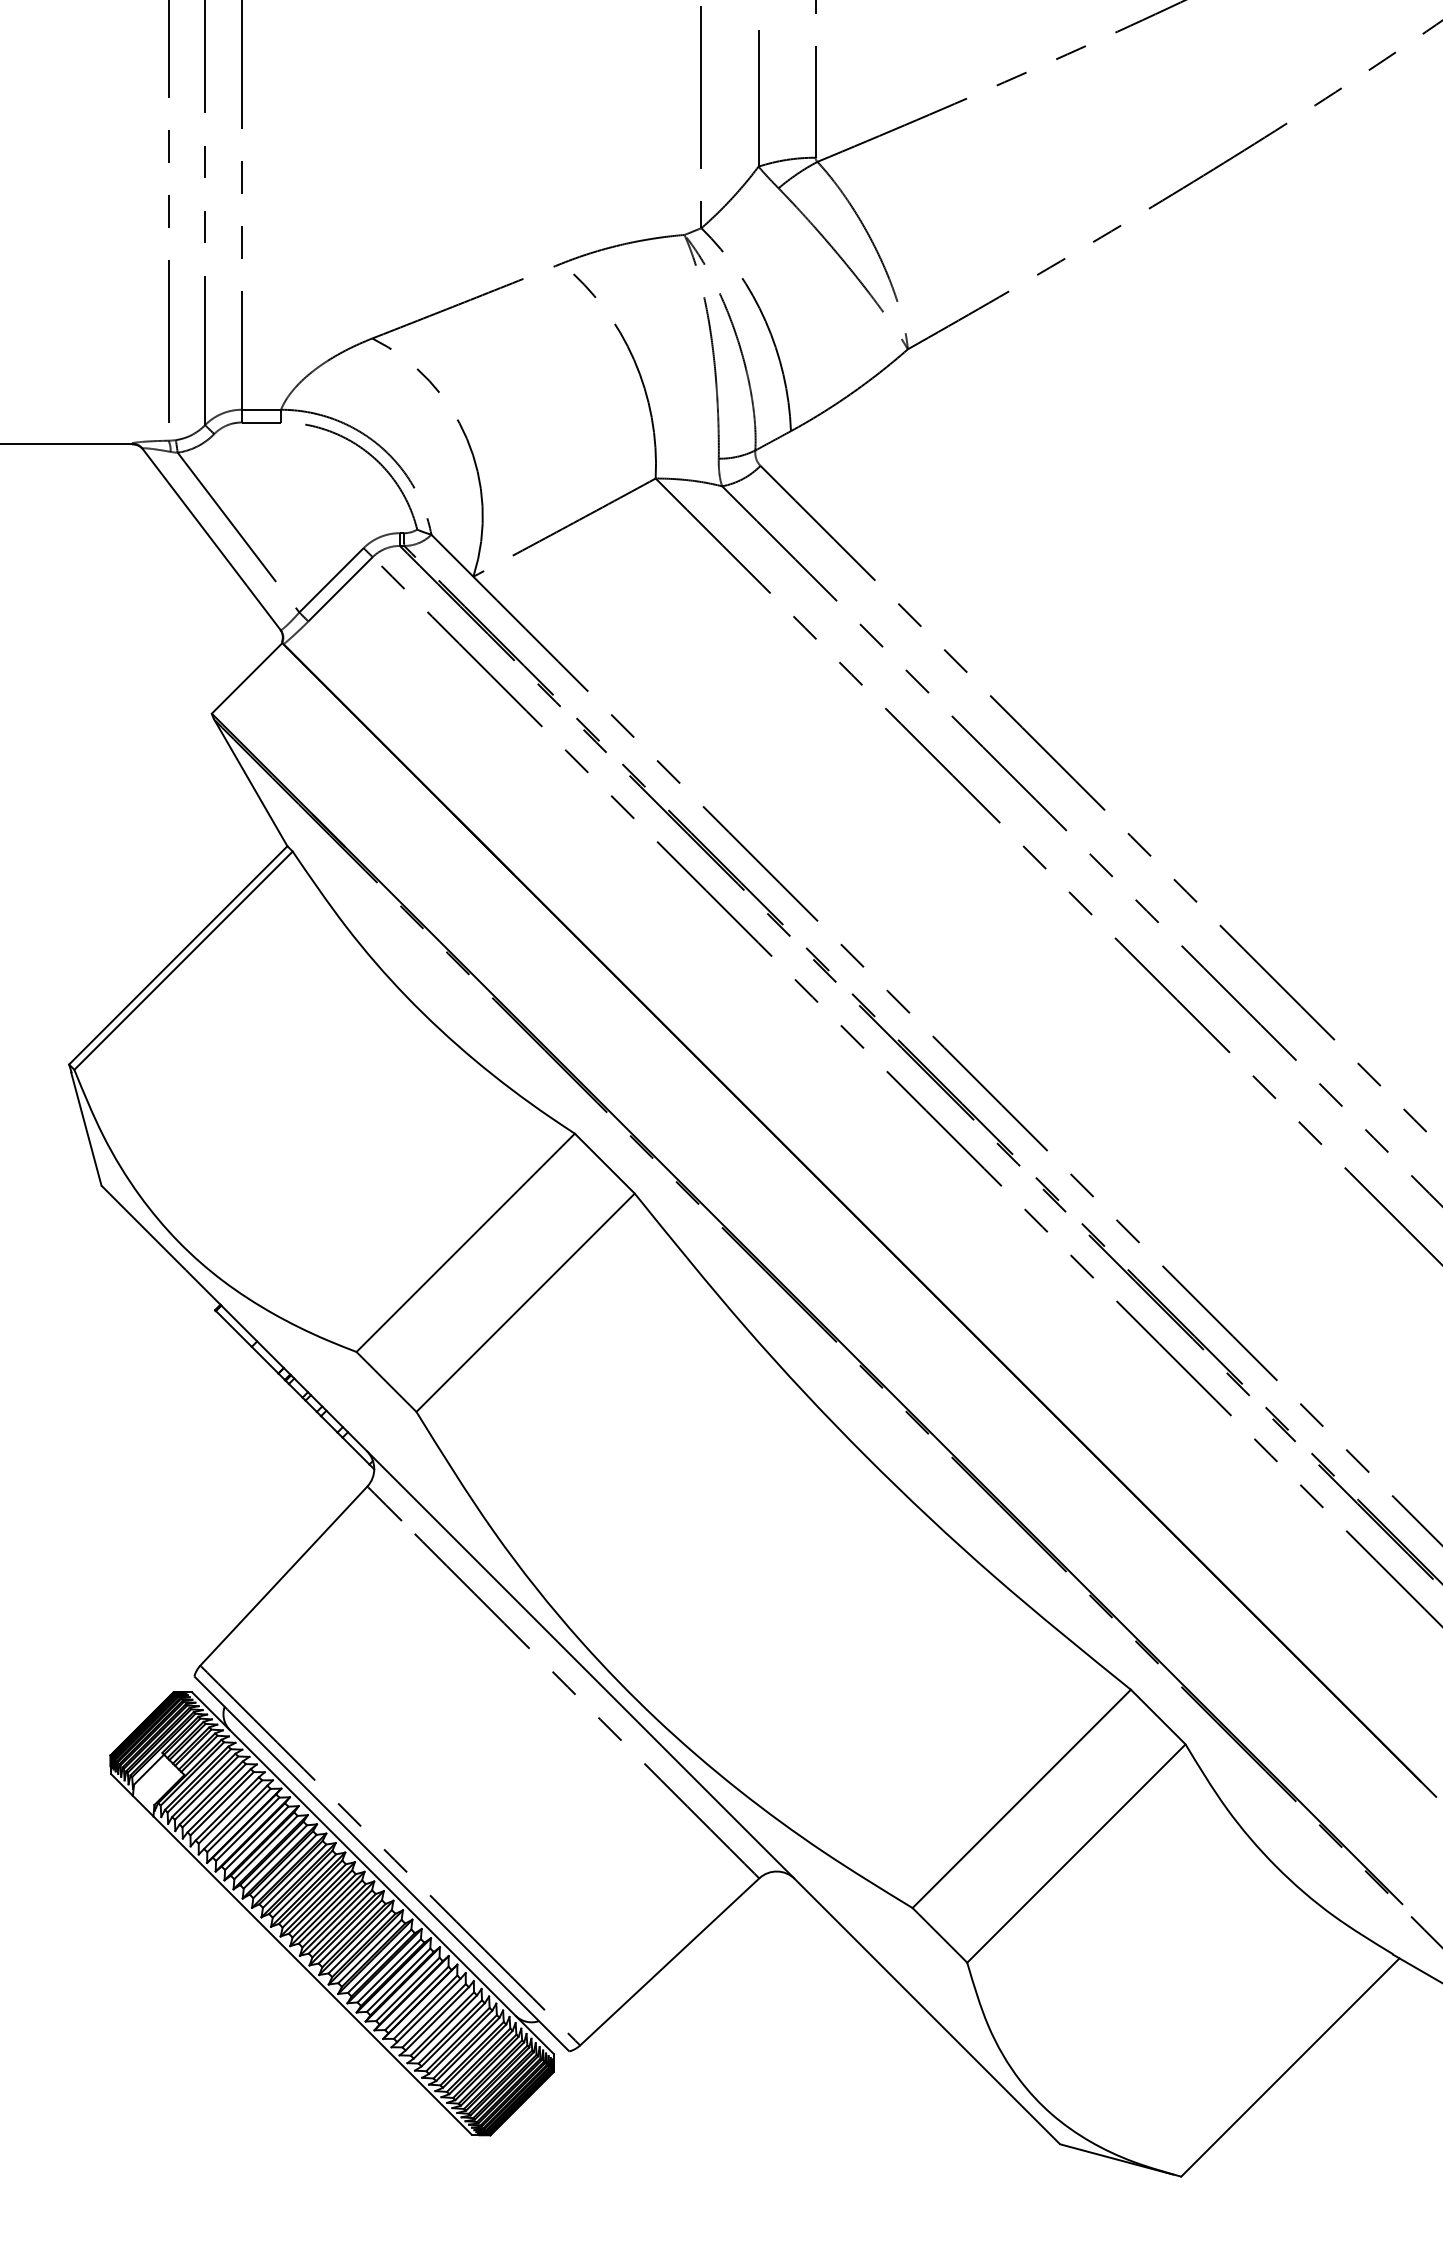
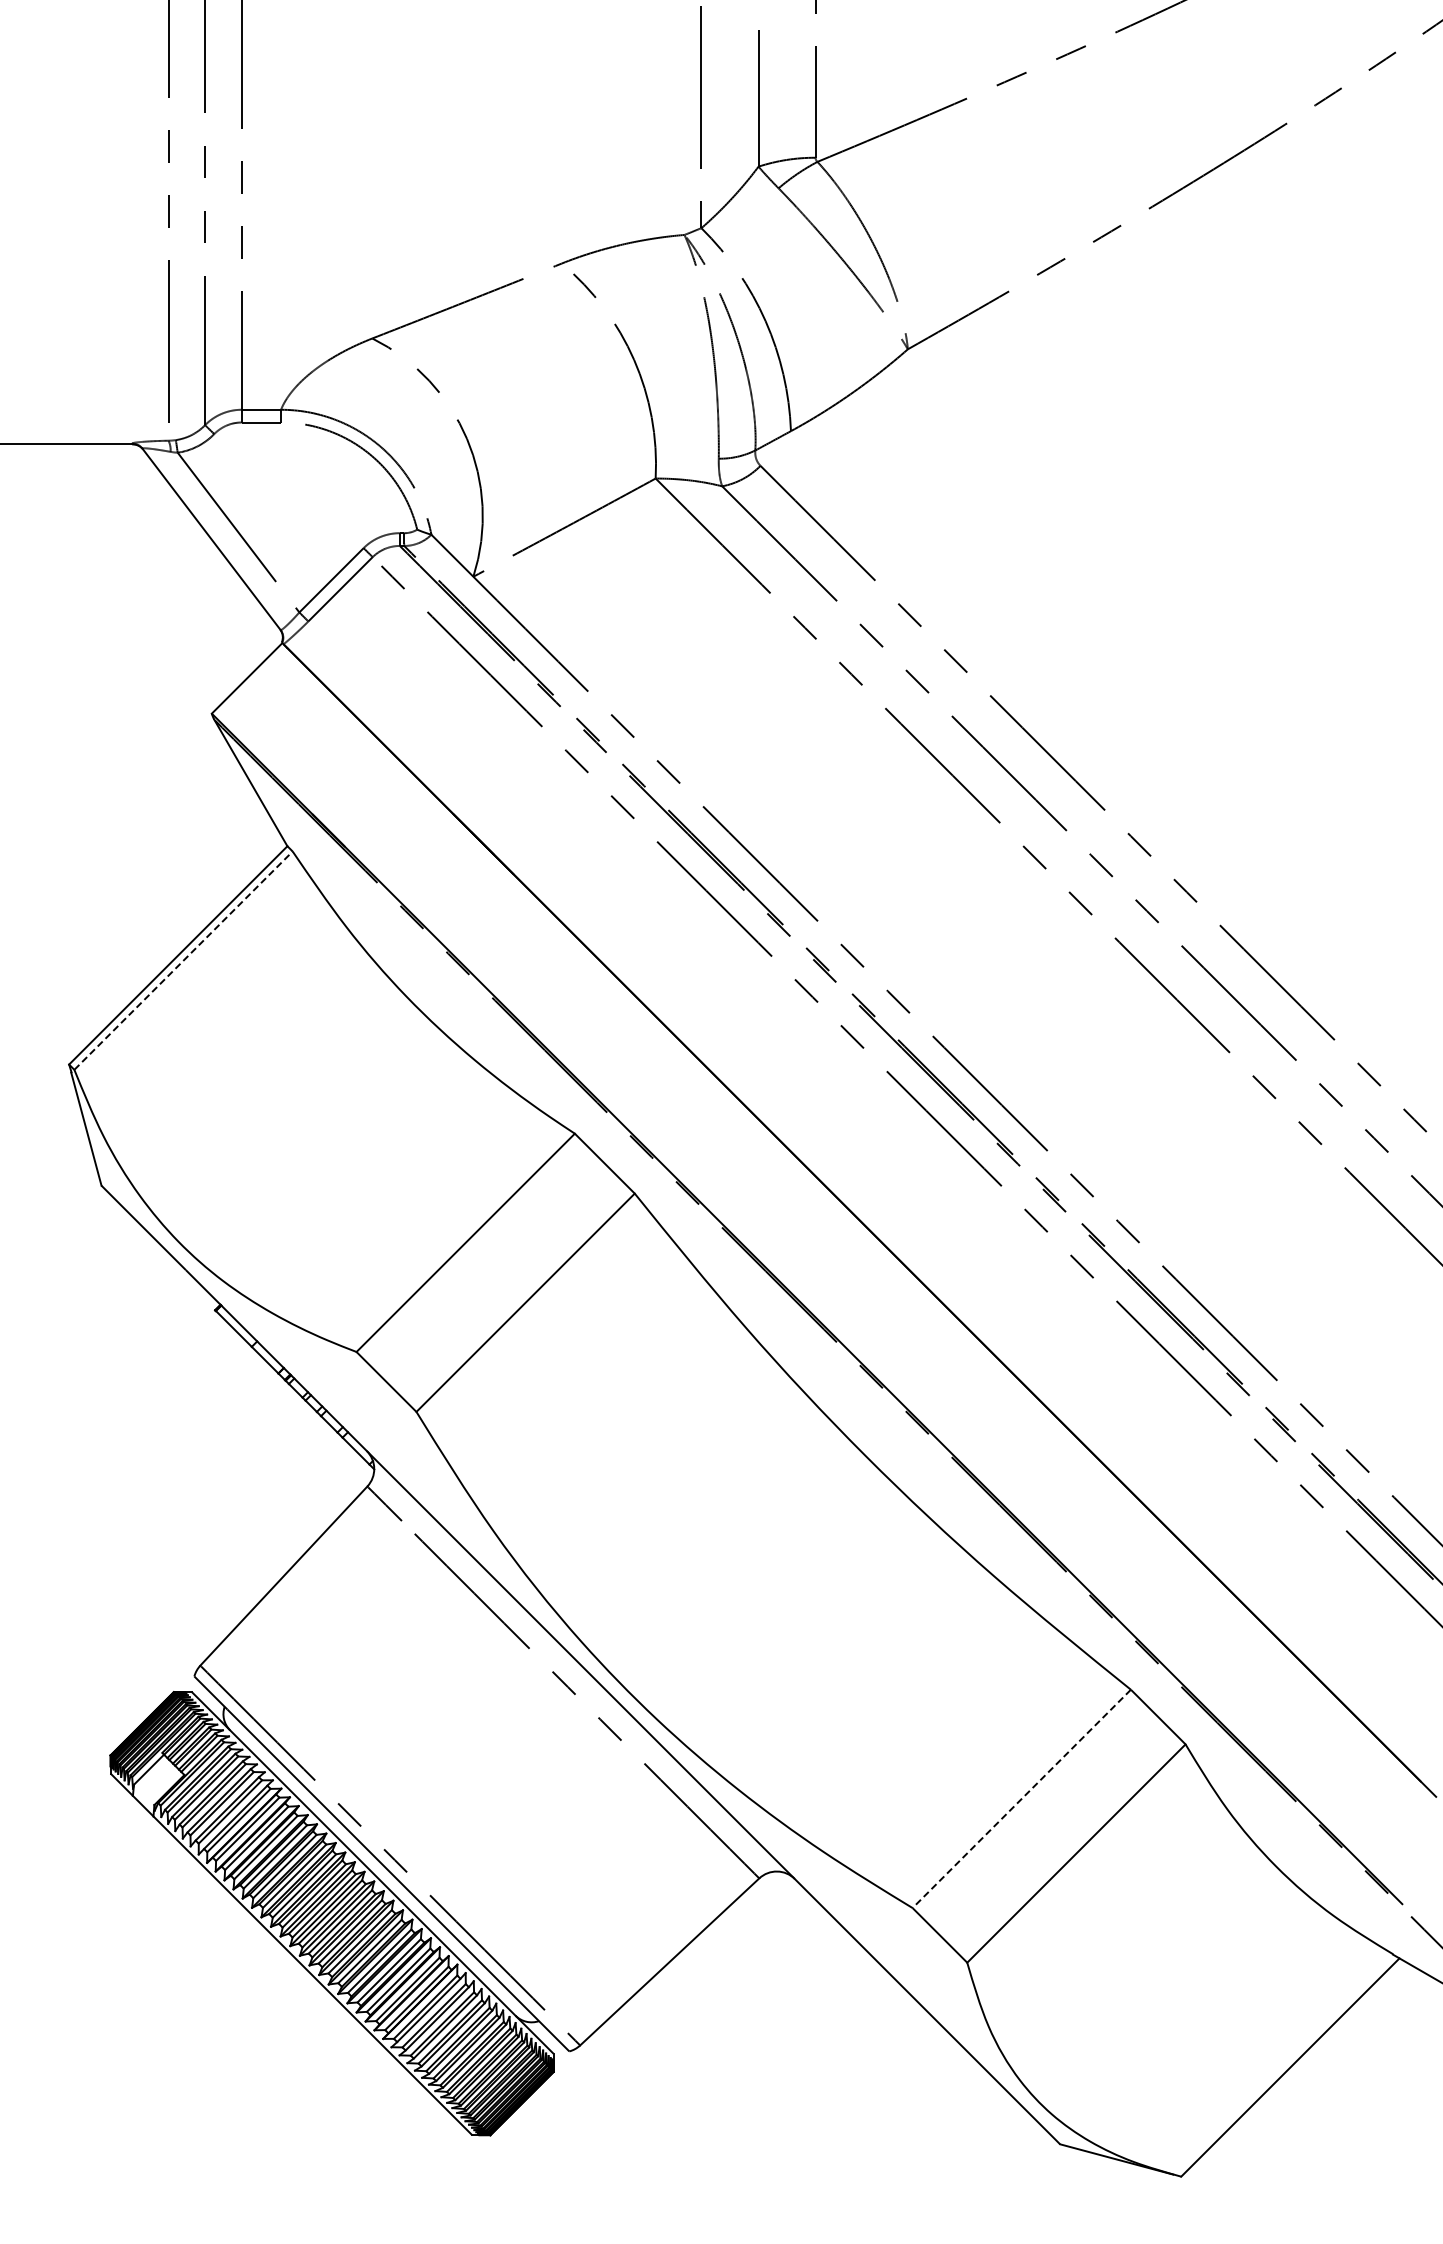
line: solid -> dashed (183, 960)
line: solid -> dashed (1021, 1799)
